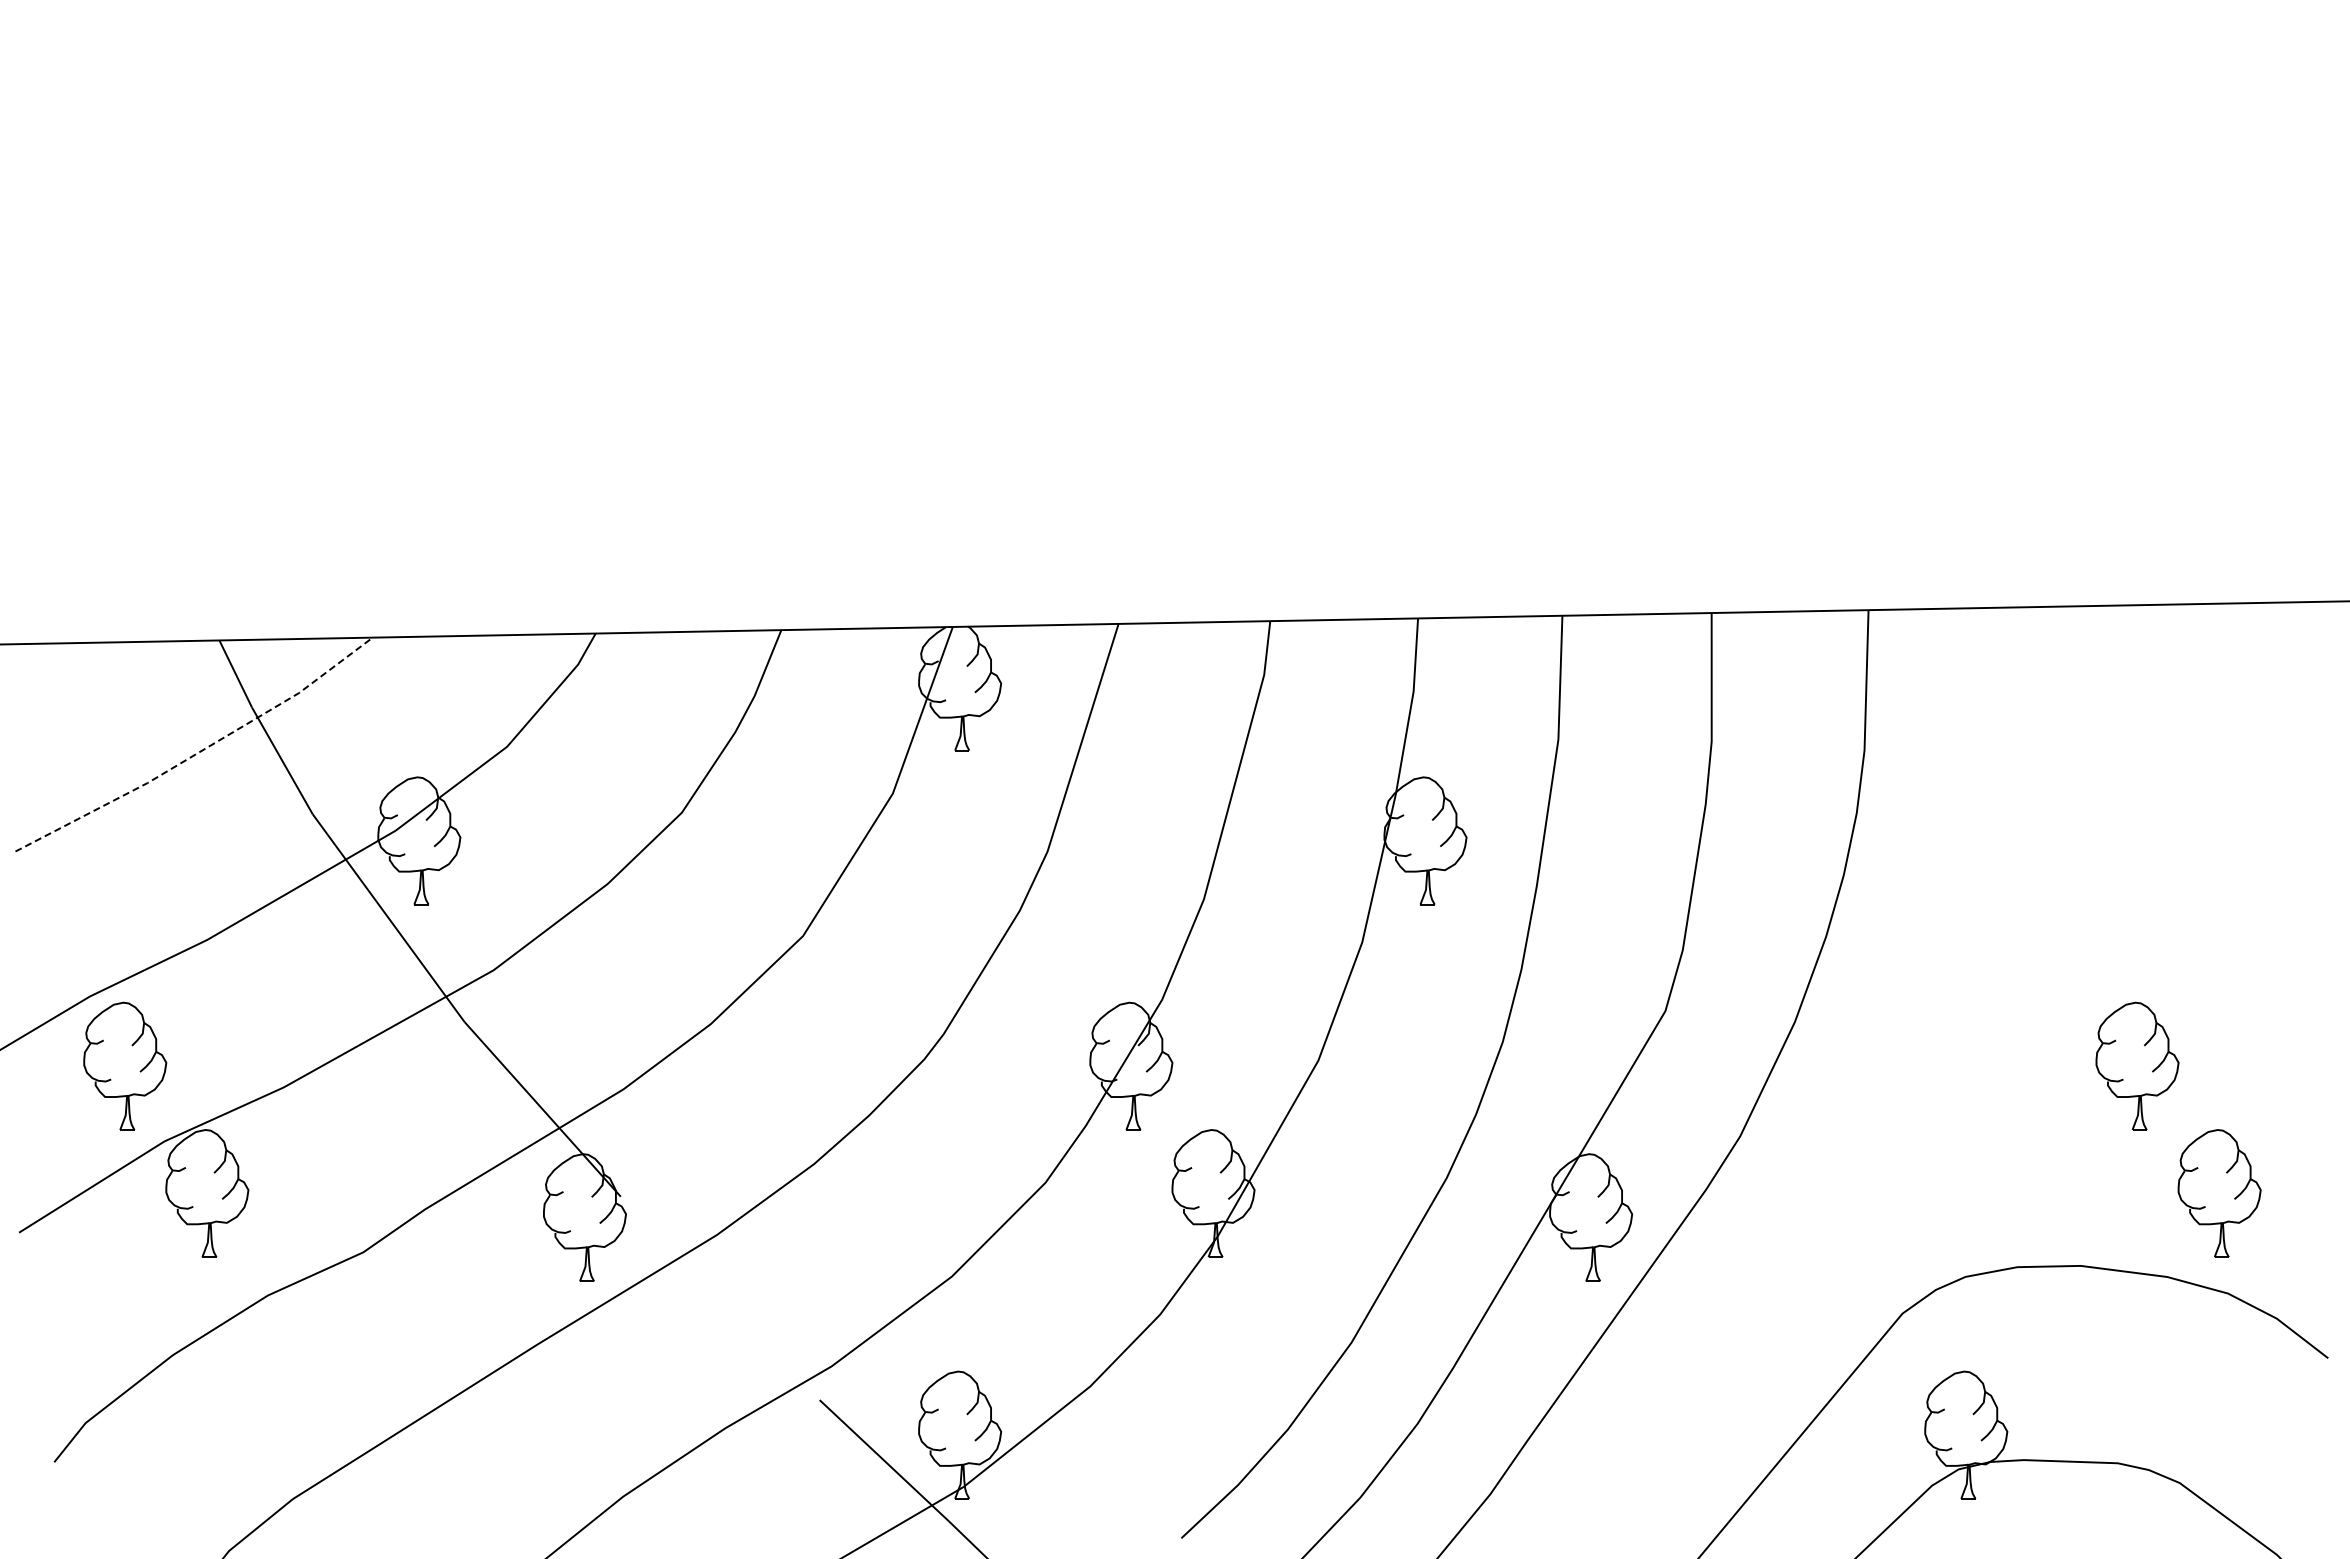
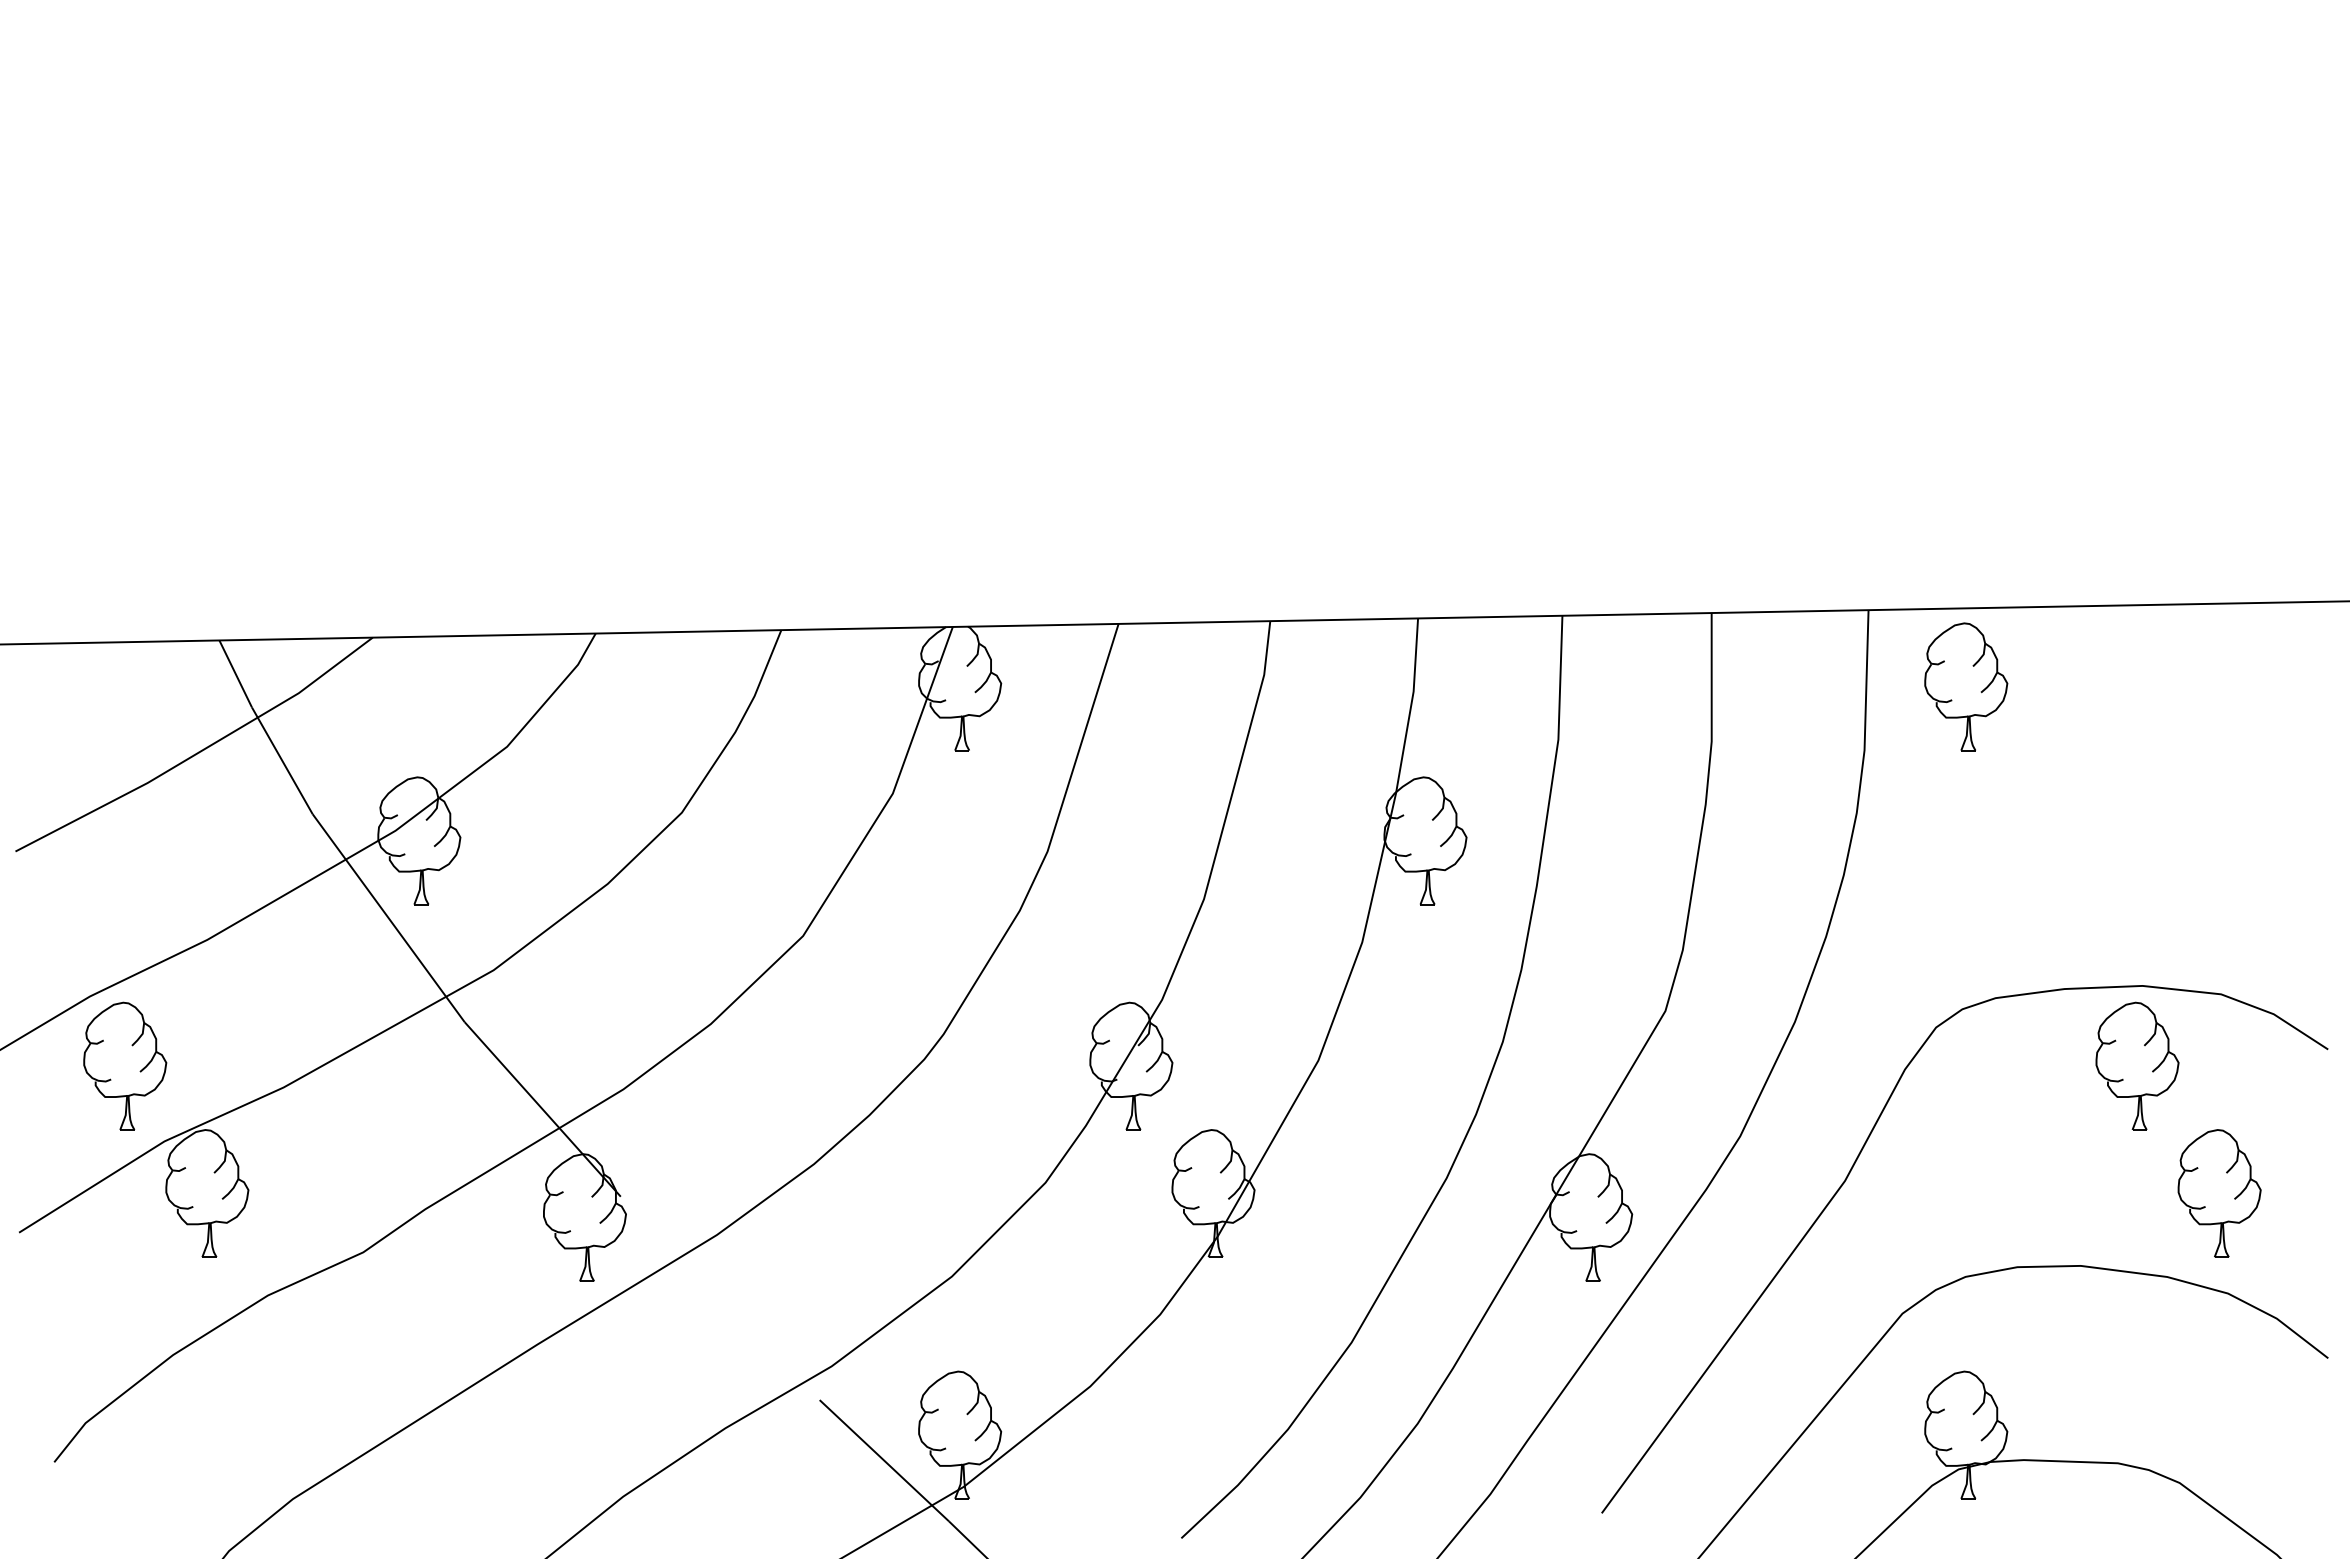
part: none -> present (1966, 686)
line: dashed -> solid (199, 752)
curve: none -> present (1845, 1182)
